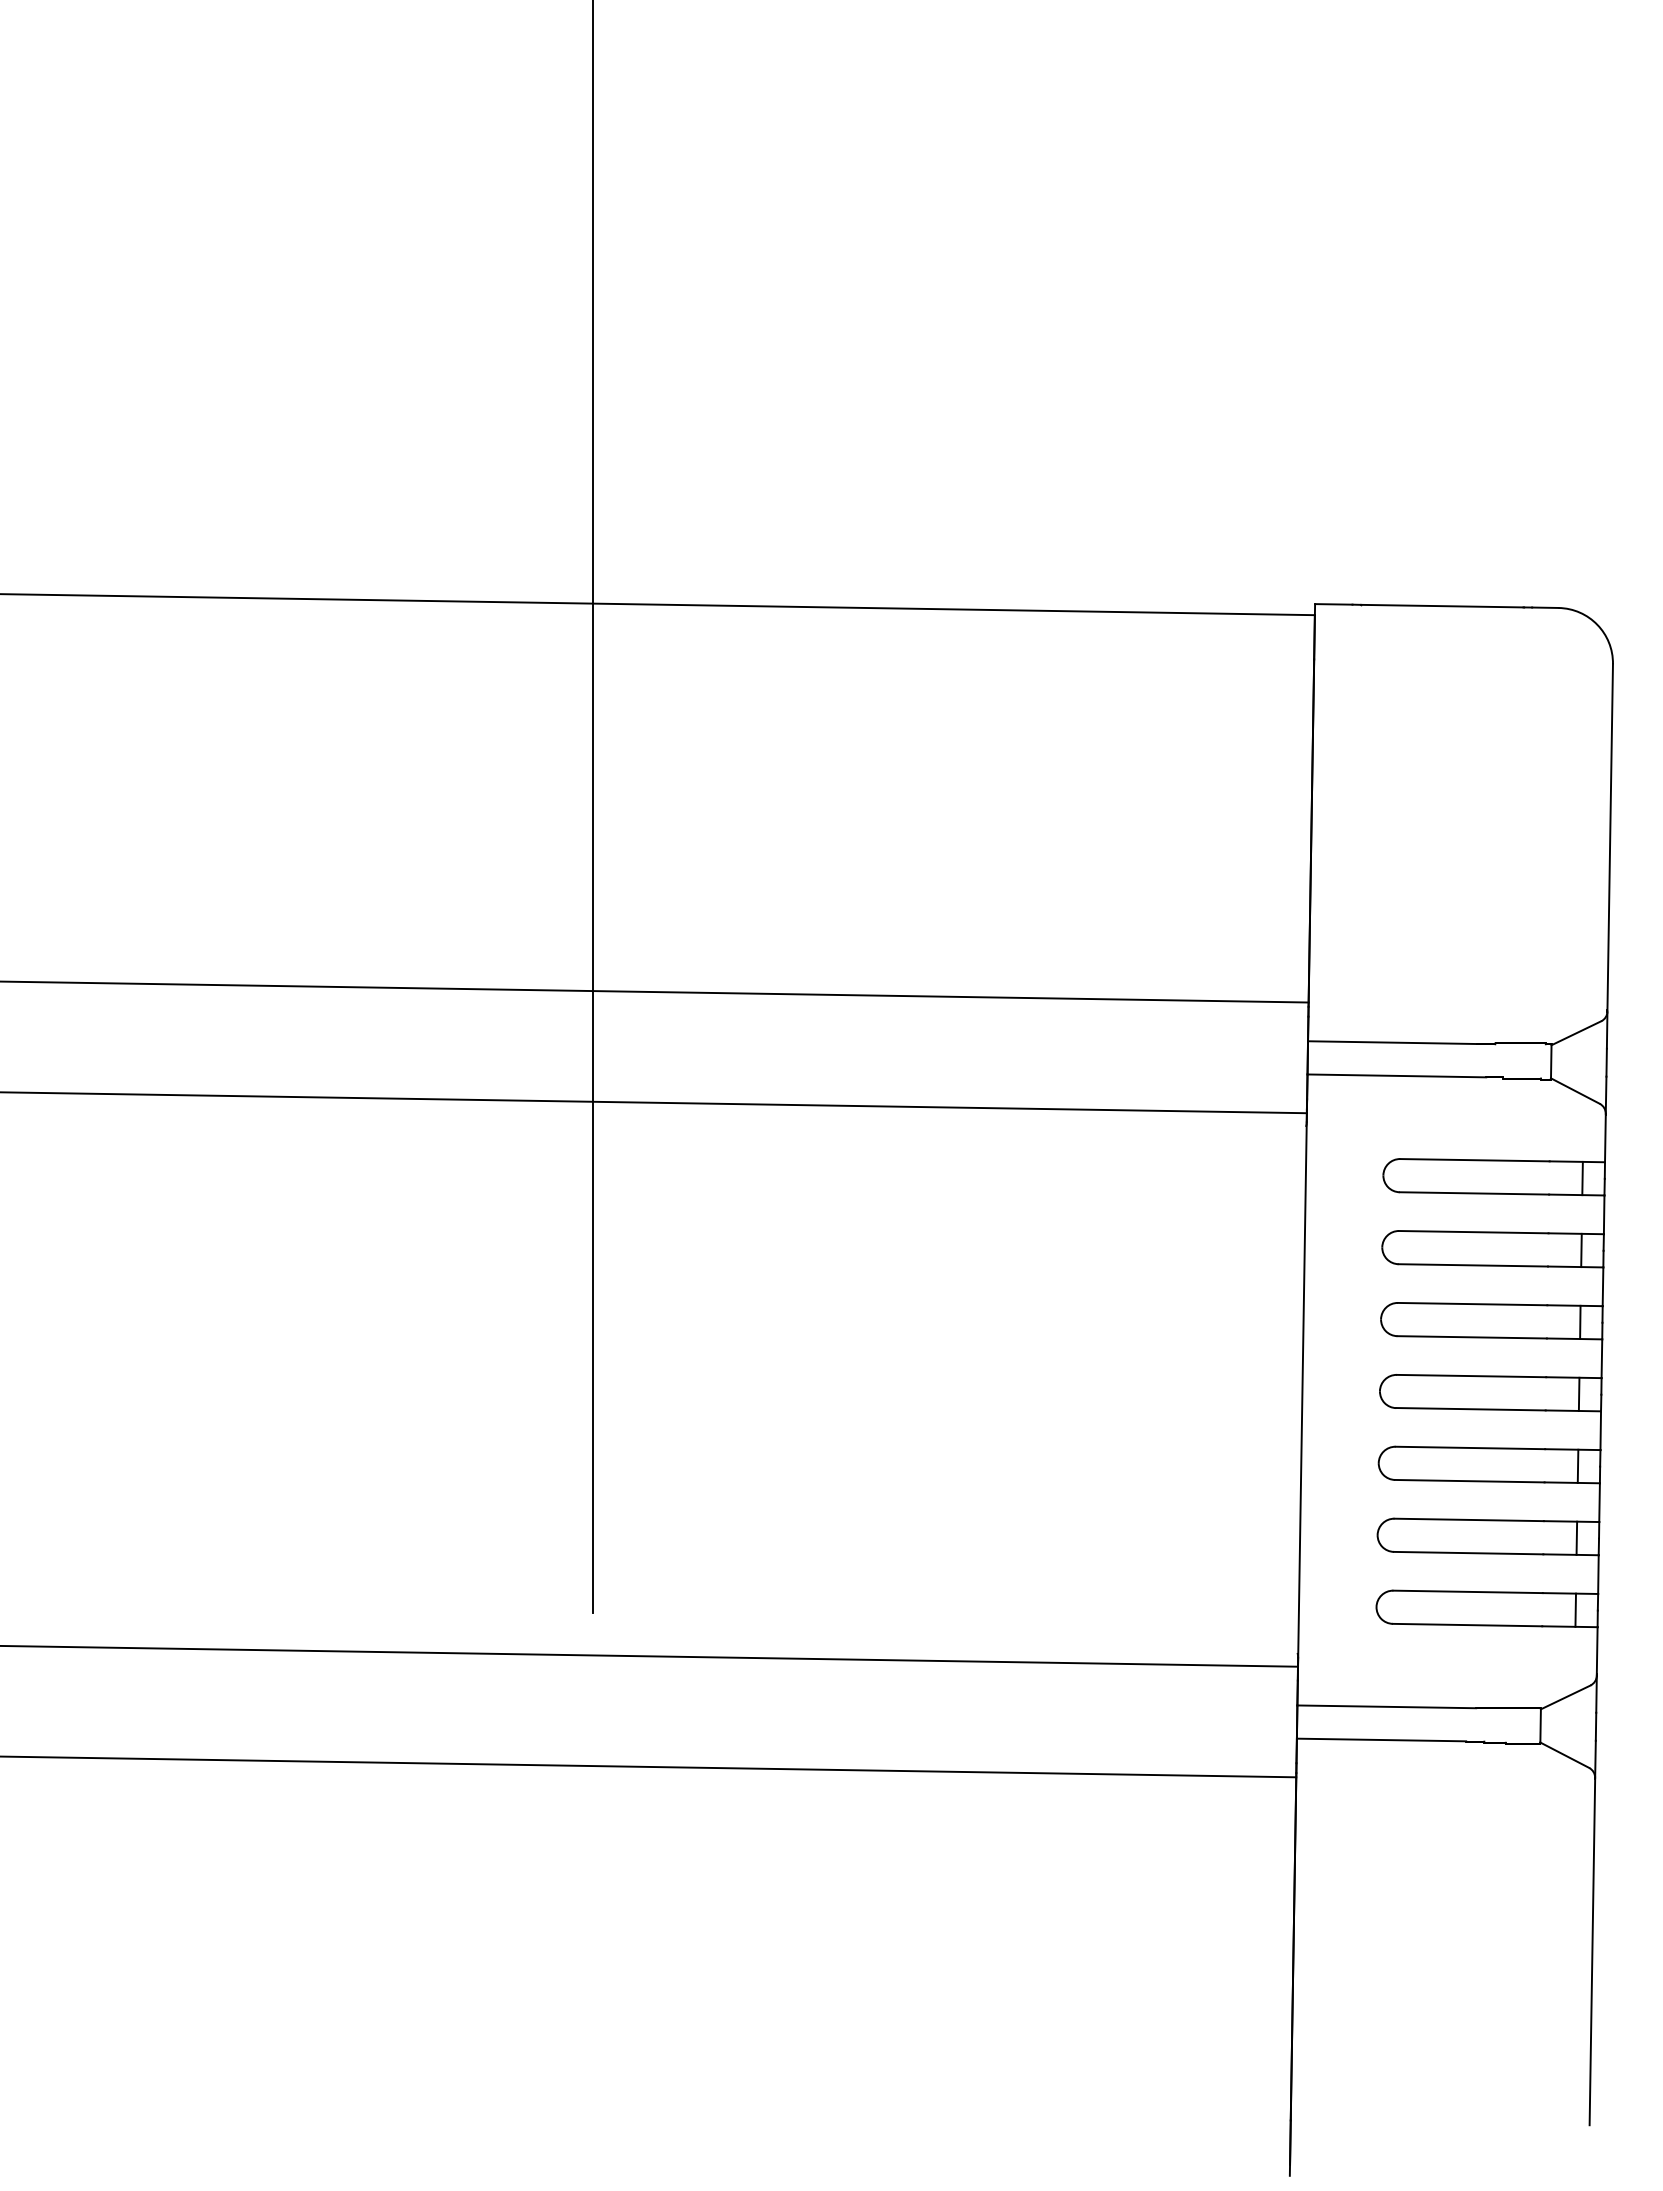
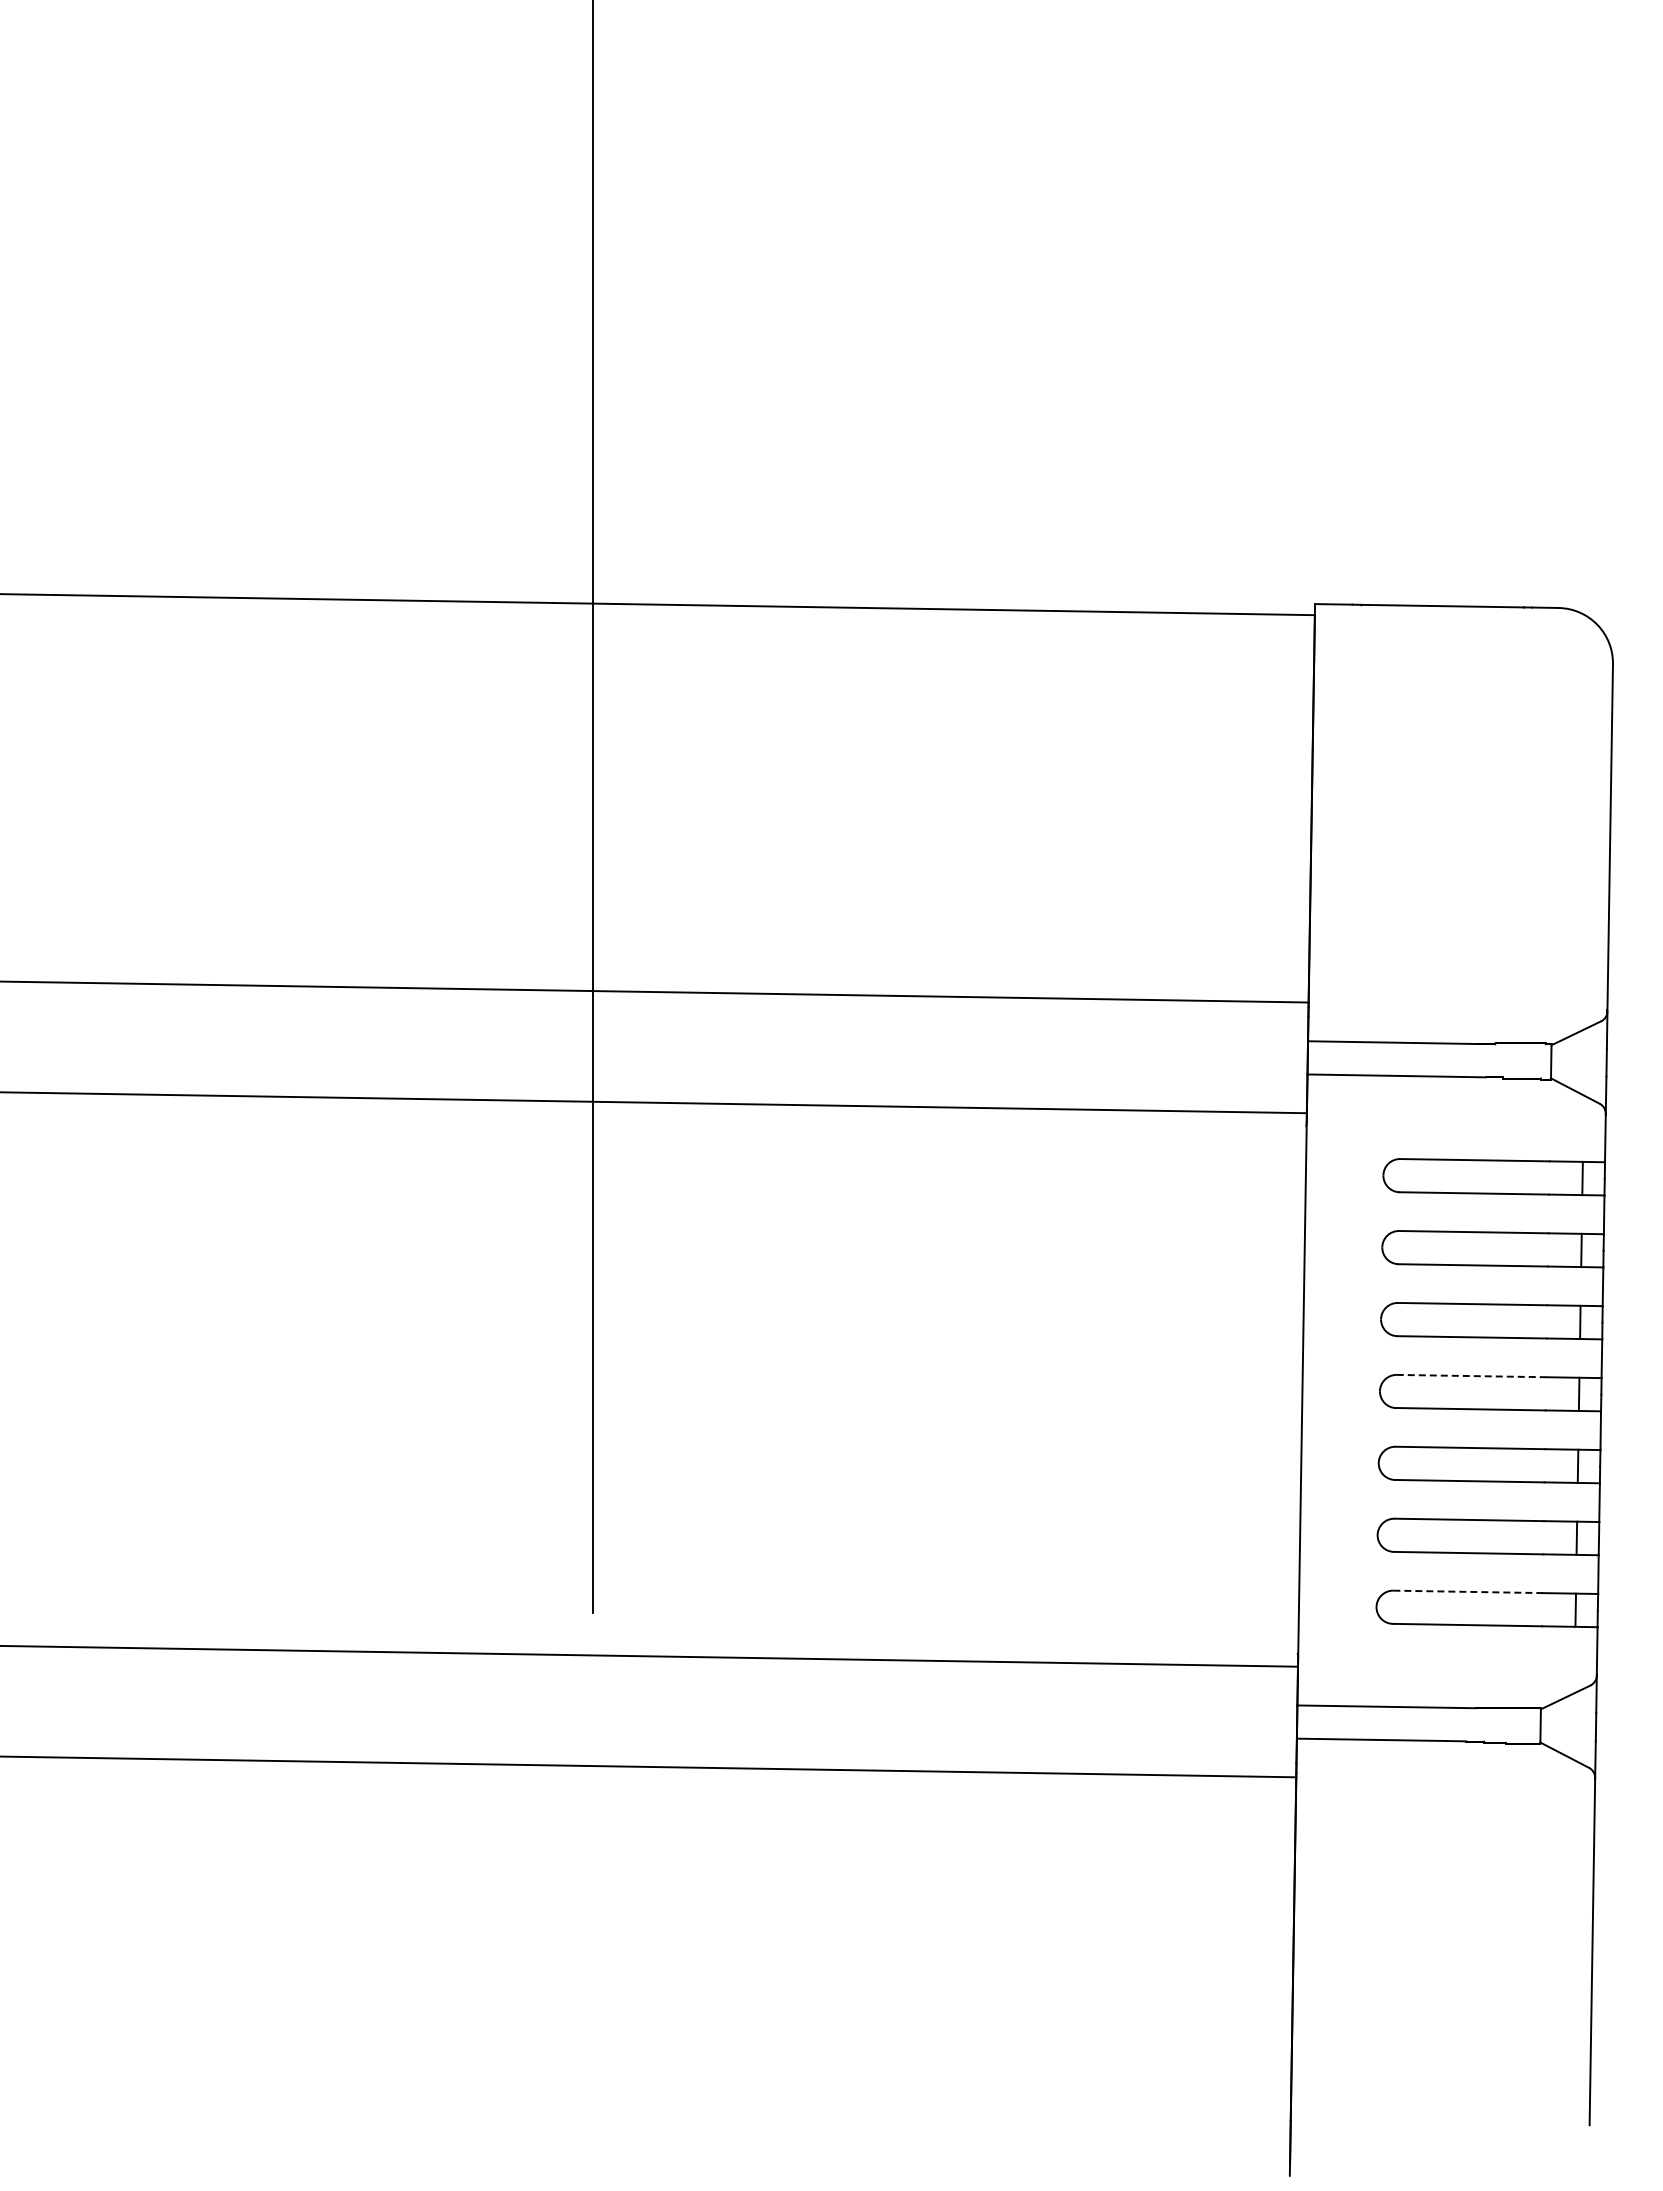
line: solid -> dashed (1471, 1376)
line: solid -> dashed (1468, 1591)
